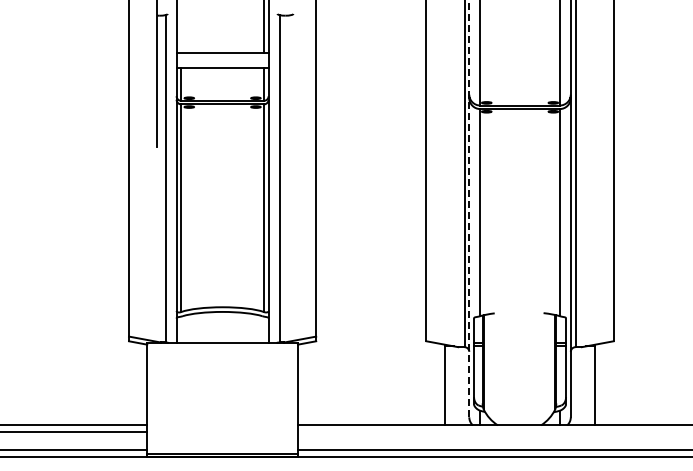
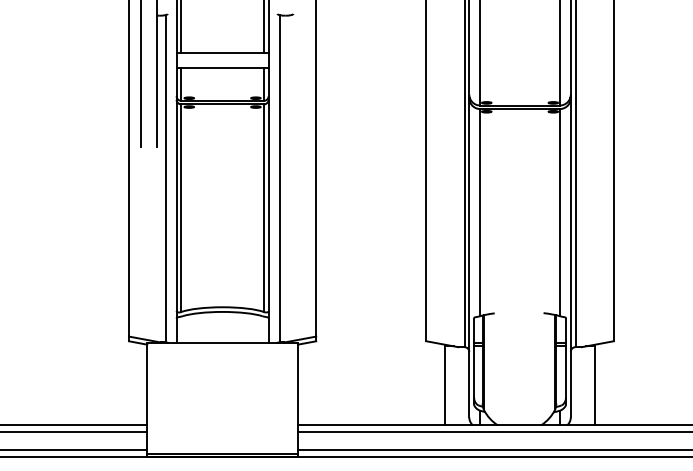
line: none -> present (181, 27)
line: none -> present (141, 74)
line: dashed -> solid (469, 208)
line: none -> present (493, 432)
